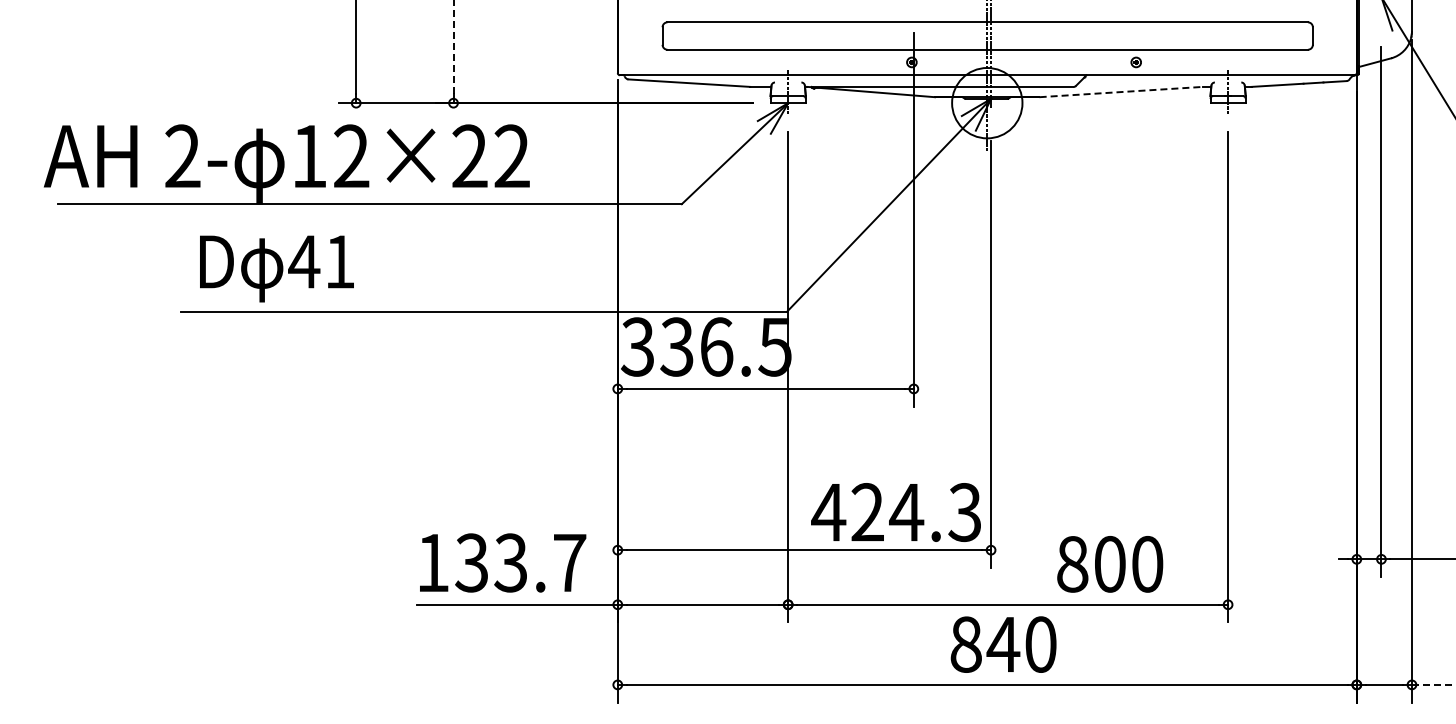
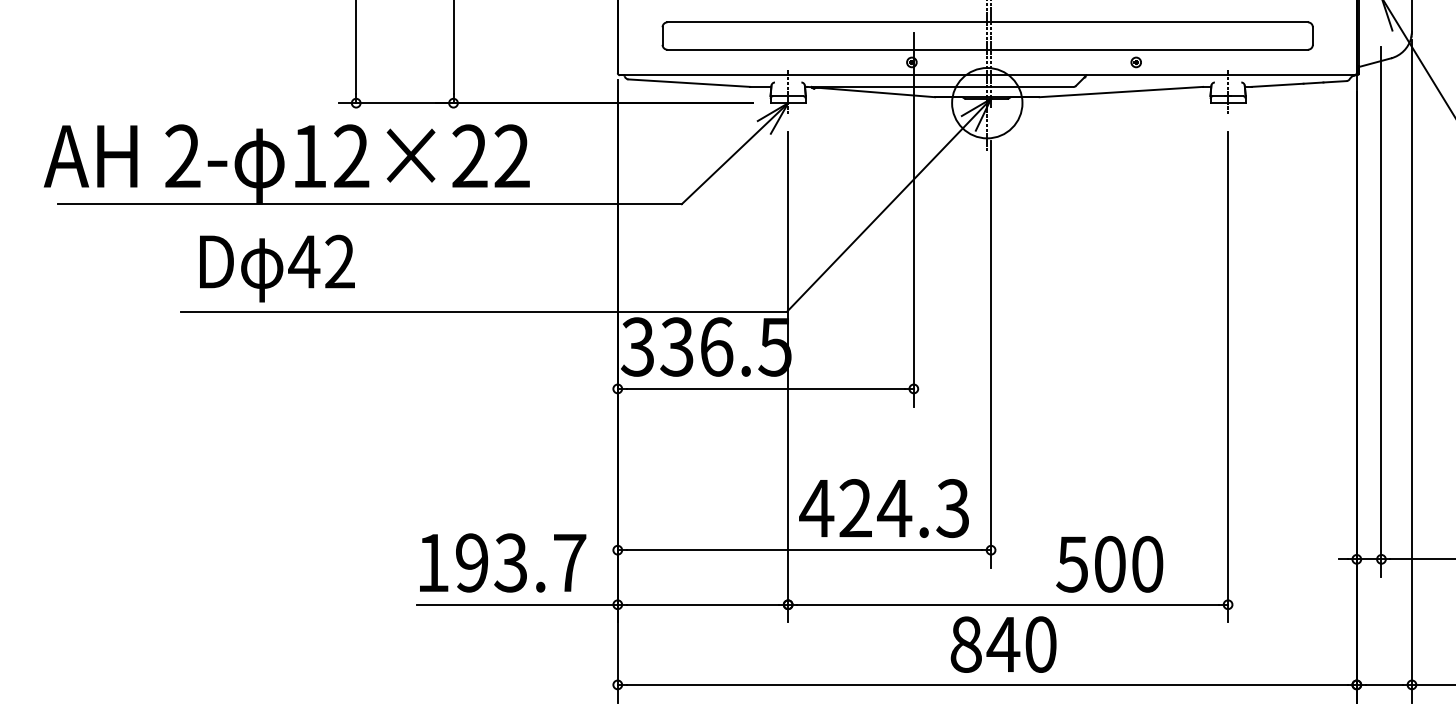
line: dashed -> solid (453, 47)
line: dashed -> solid (1121, 92)
text: 41 -> 42 (339, 261)
text position: (895, 512) -> (883, 508) (883, 508)
text: 133.7 -> 193.7 (471, 562)
text: 800 -> 500 (1072, 564)
line: dashed -> solid (1433, 684)
